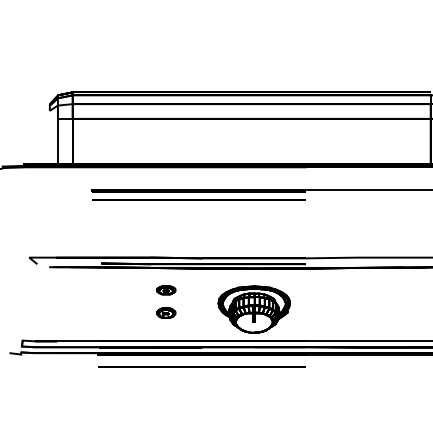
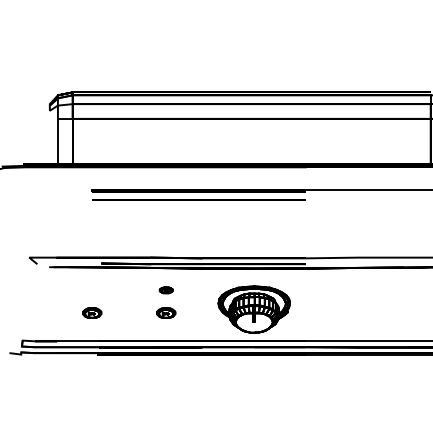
part size: 21x11 px -> 16x9 px (165, 290)
part: none -> present (92, 312)
line: present -> none (201, 366)
